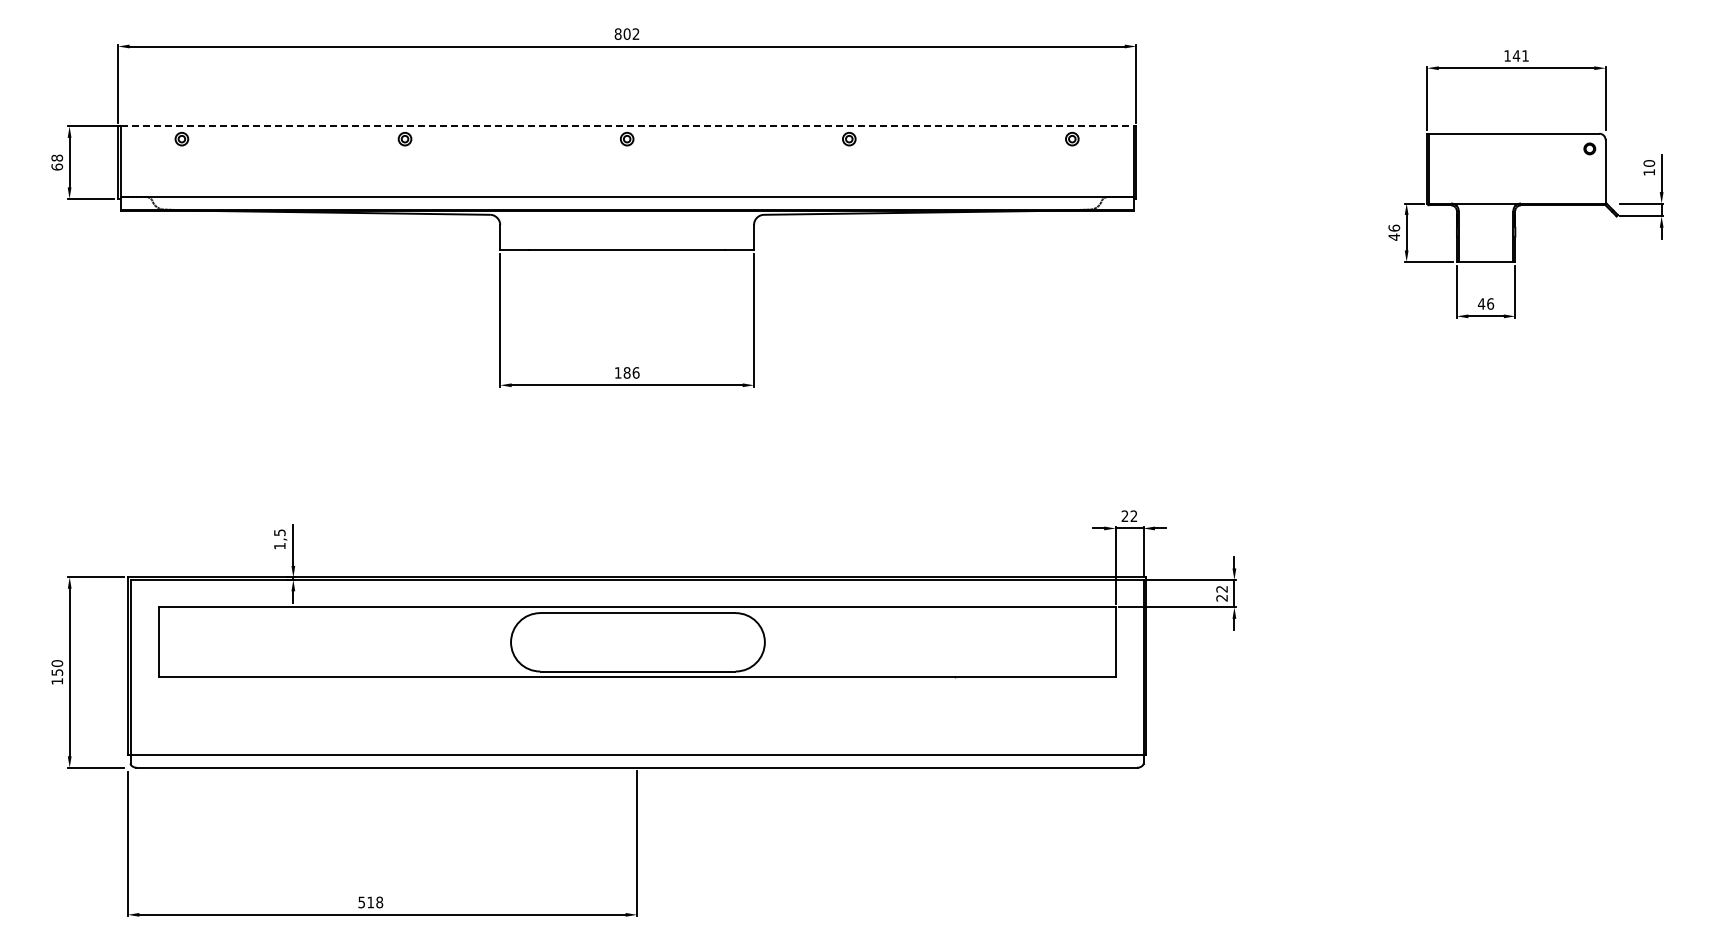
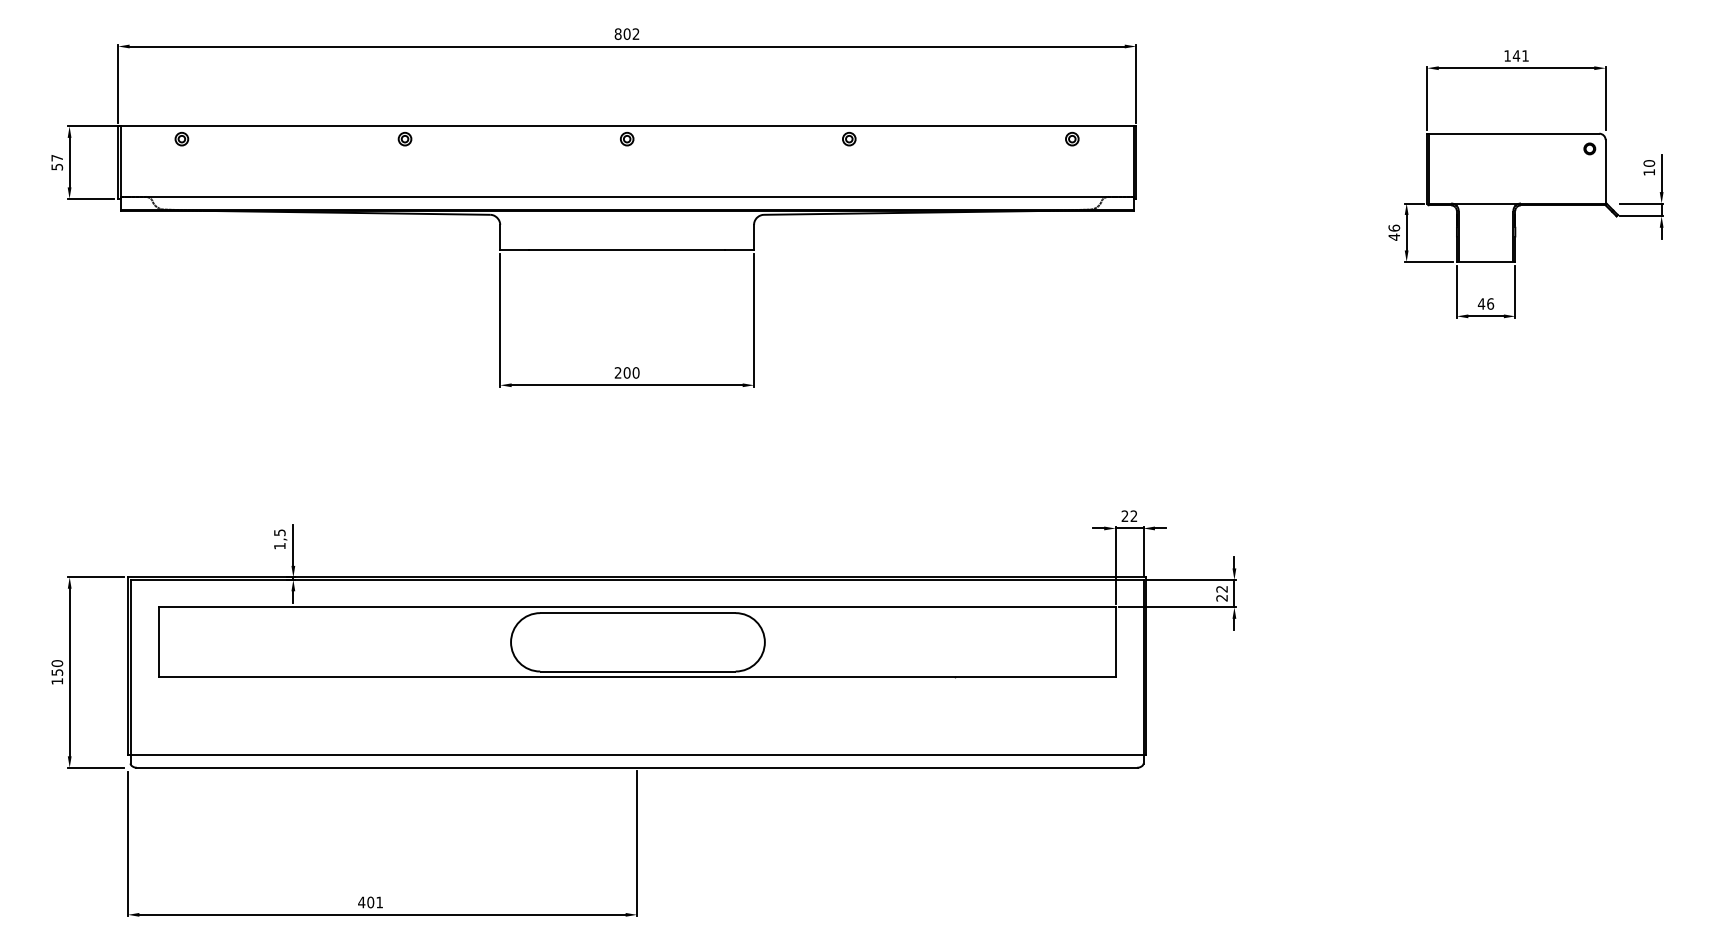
line: dashed -> solid (627, 126)
text: 68 -> 57 (57, 162)
text: 186 -> 200 (626, 372)
text: 518 -> 401 (370, 902)
